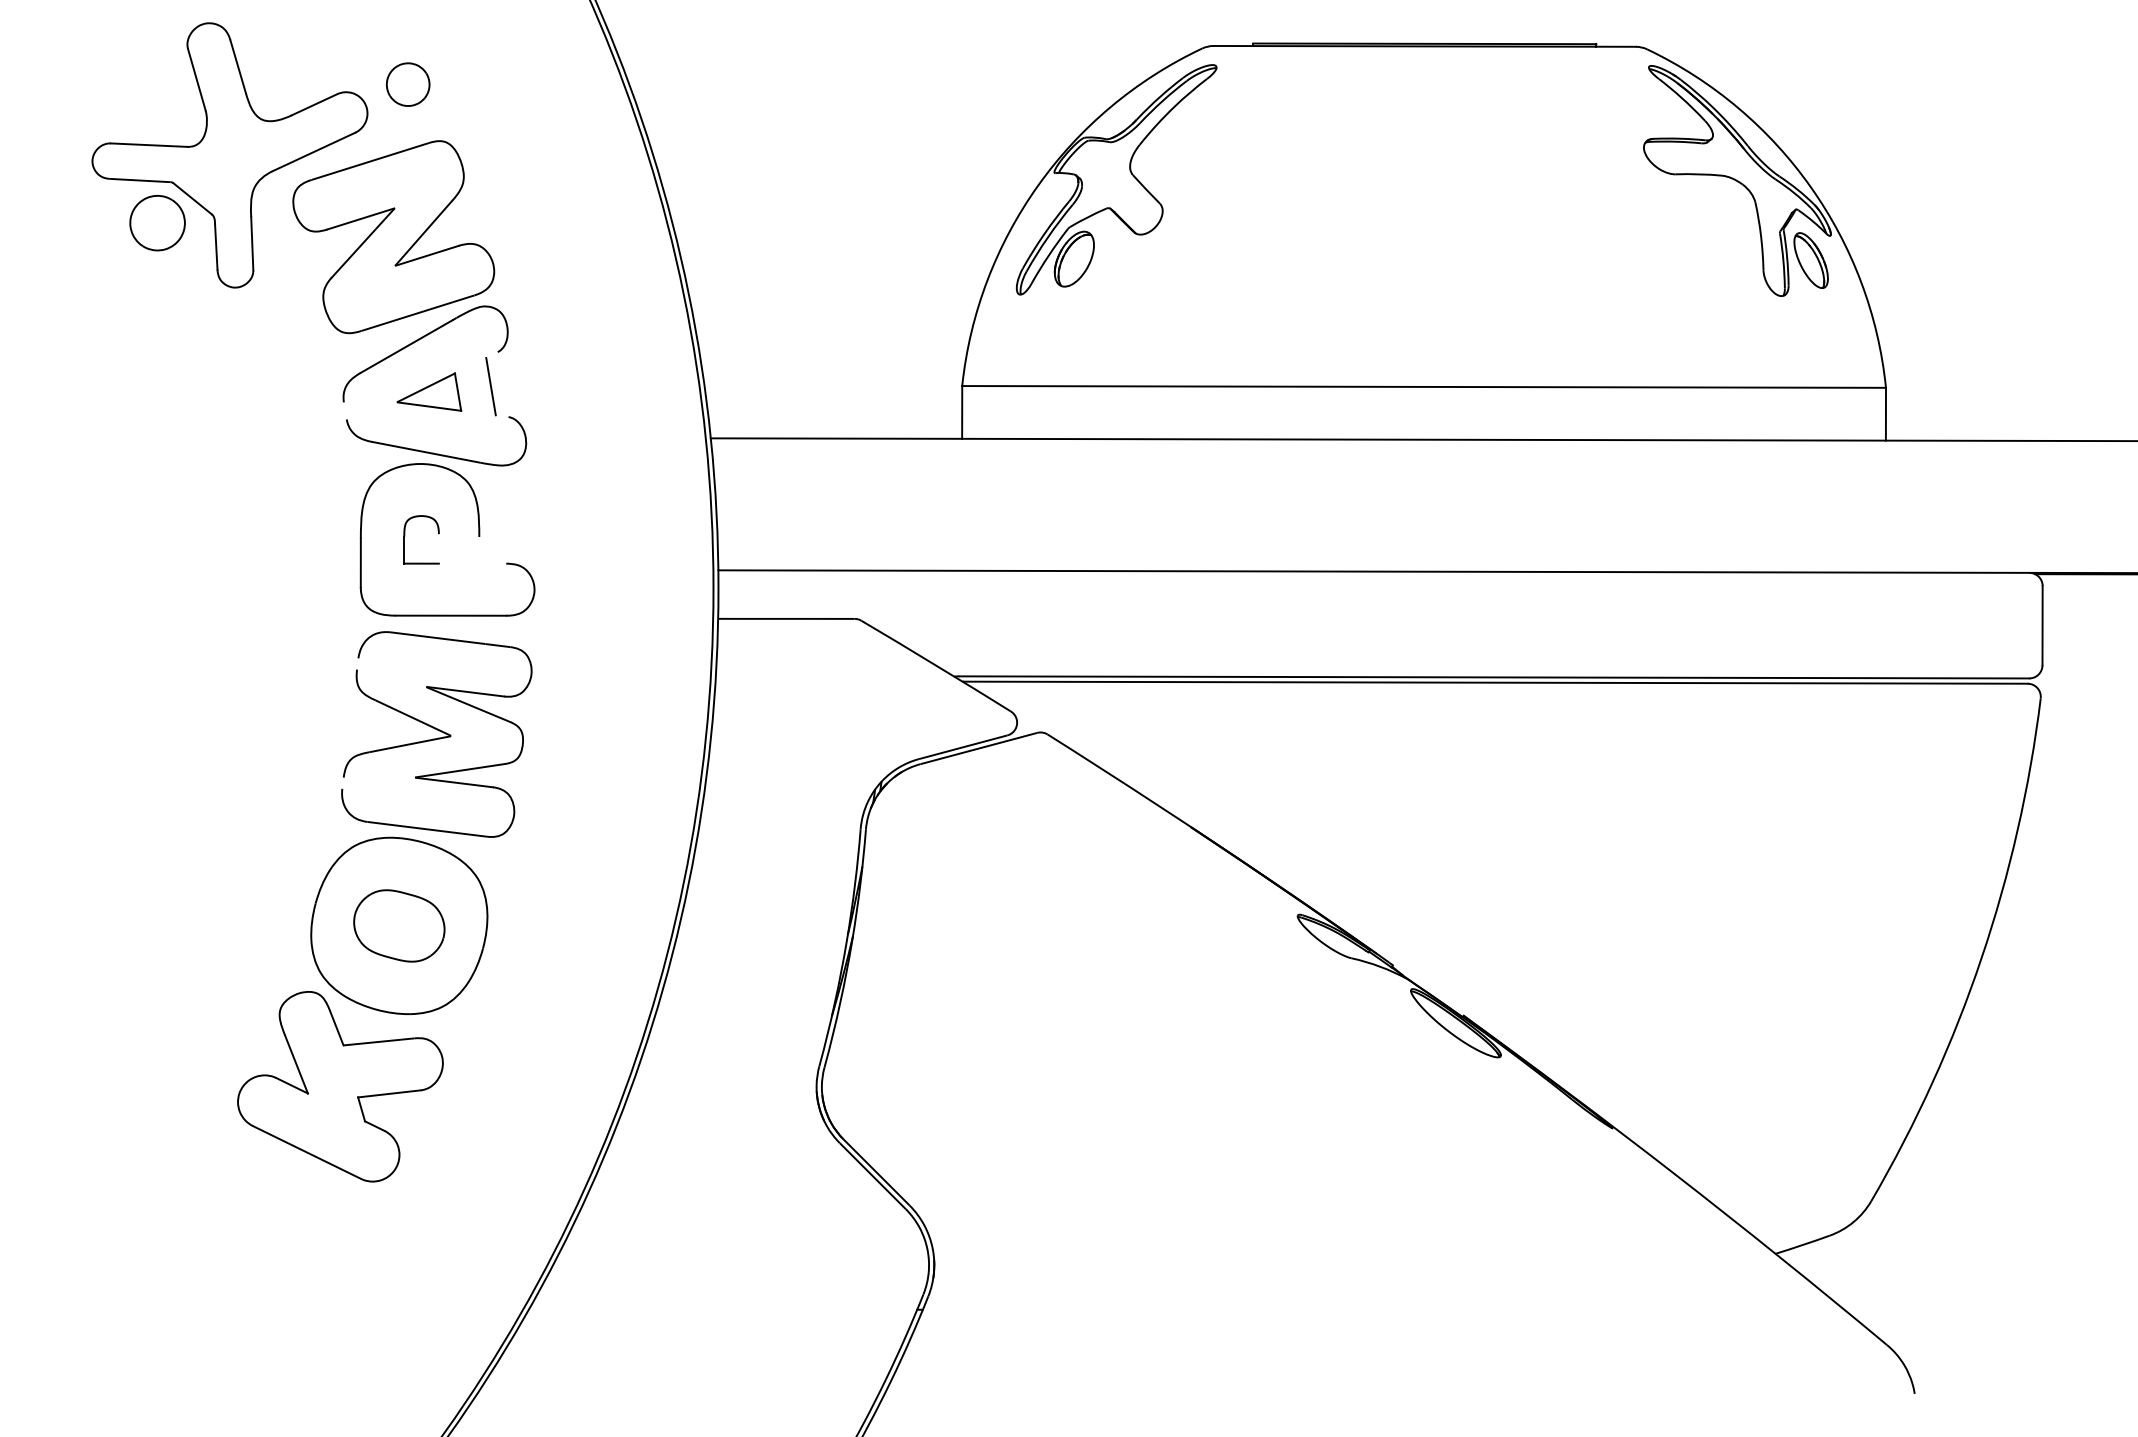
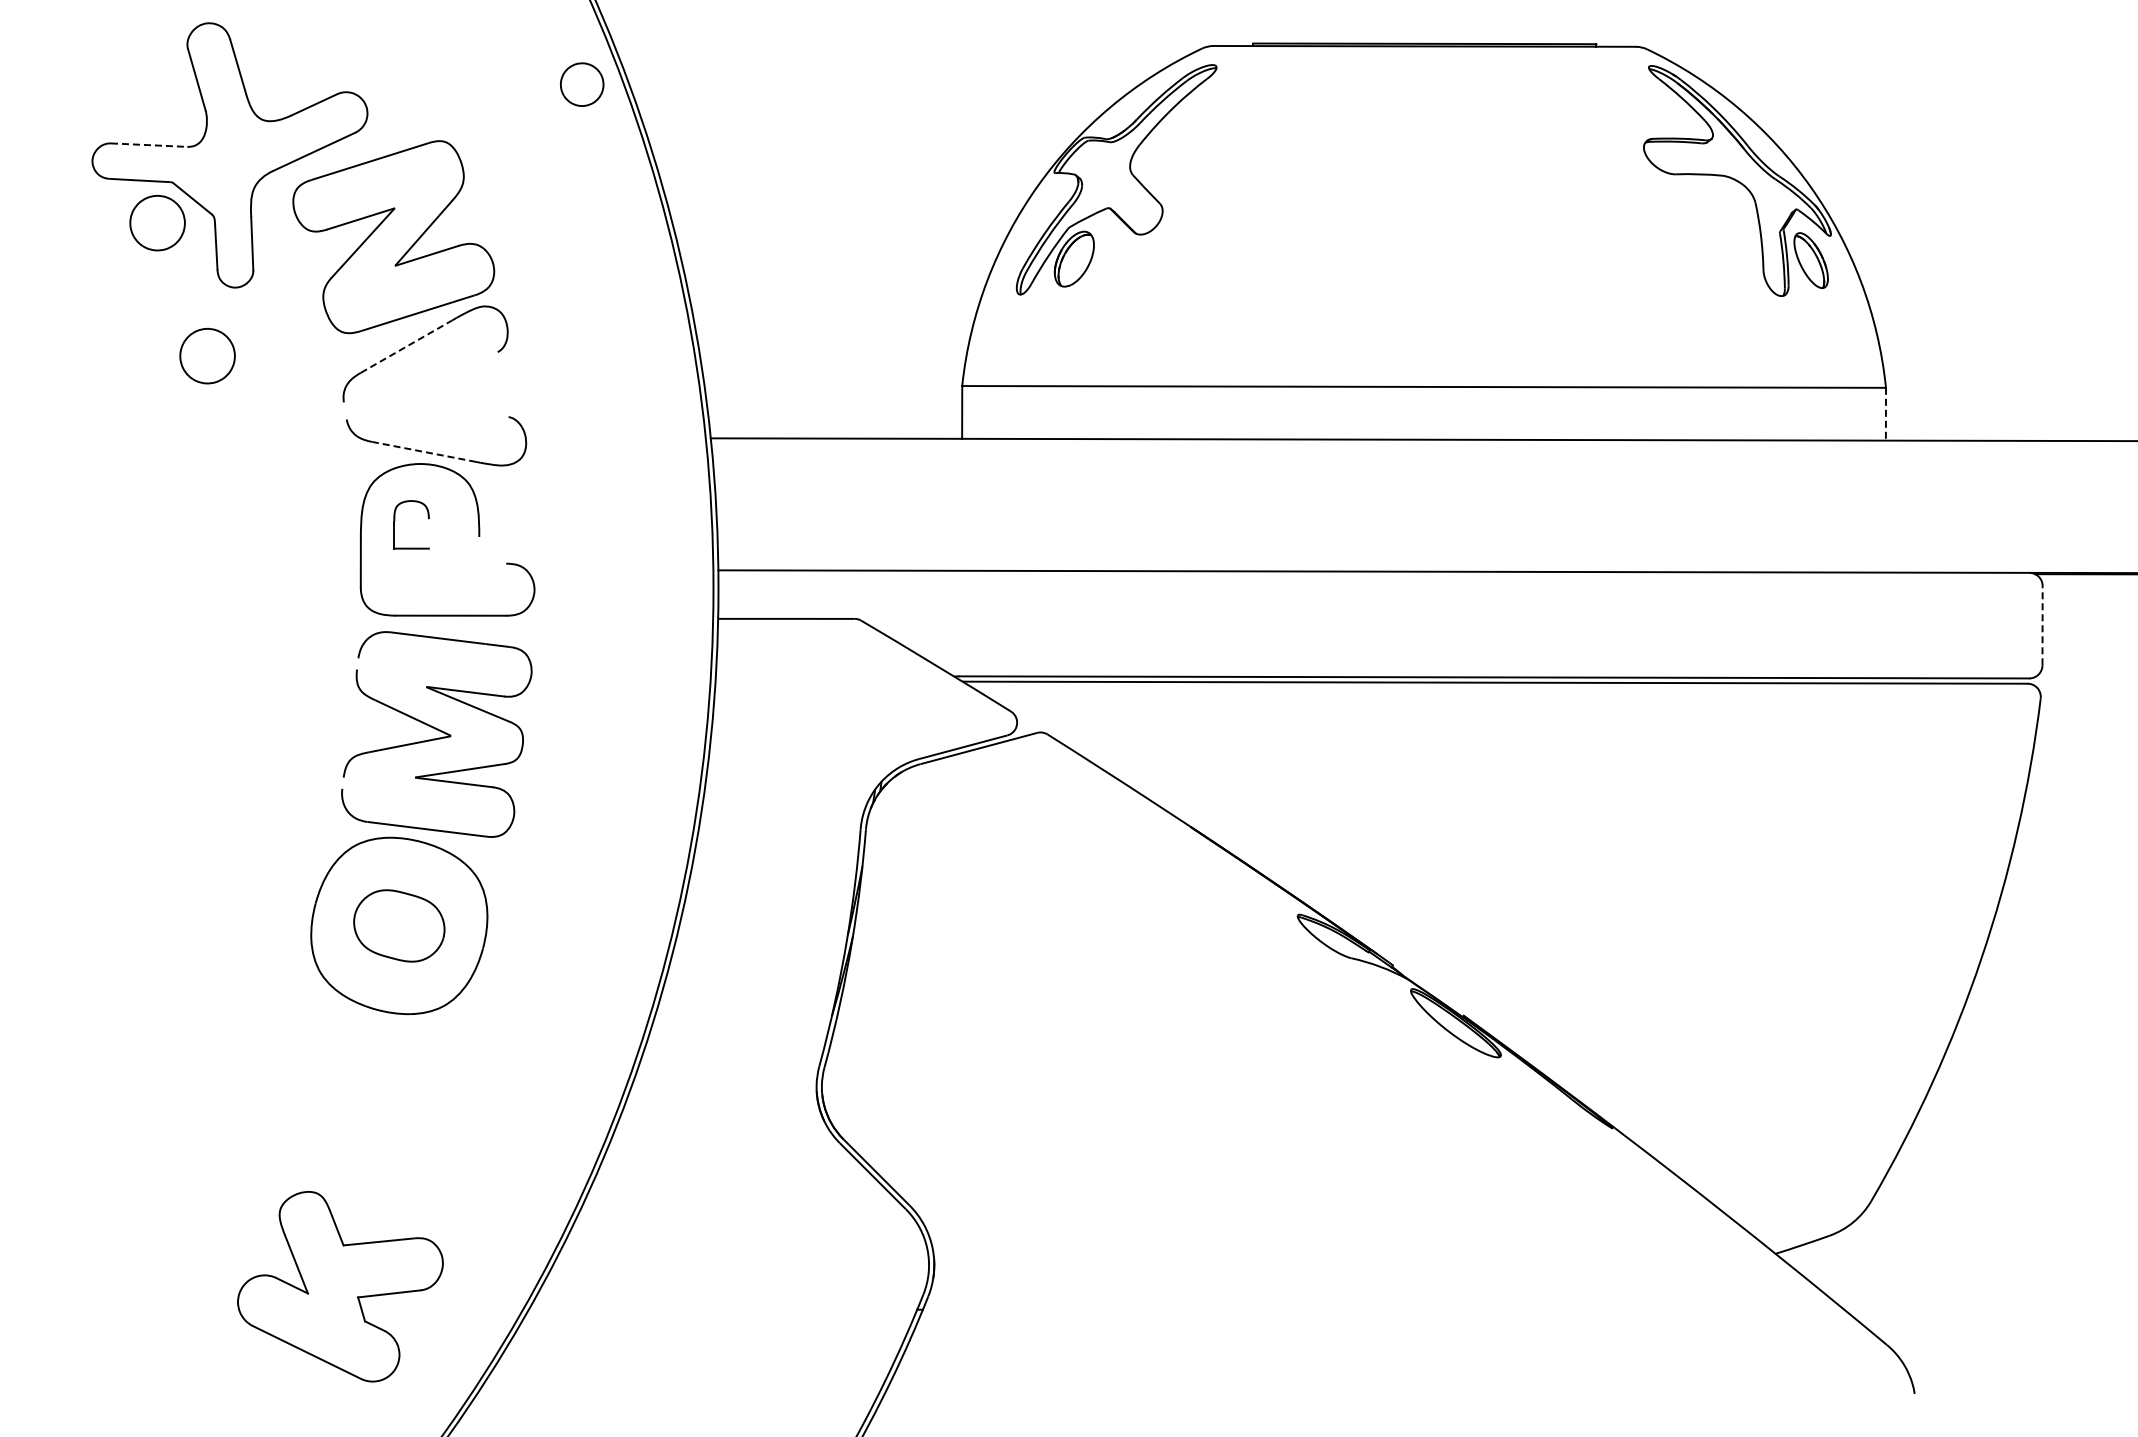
part position: (408, 84) -> (582, 84) (582, 84)
line: solid -> dashed (149, 145)
line: solid -> dashed (406, 346)
part: none -> present (207, 355)
line: present -> none (490, 386)
part: present -> none (429, 391)
line: solid -> dashed (1885, 414)
line: solid -> dashed (424, 451)
part position: (405, 536) -> (395, 521) (395, 521)
line: solid -> dashed (2042, 625)
part position: (340, 1086) -> (340, 1286) (340, 1286)
